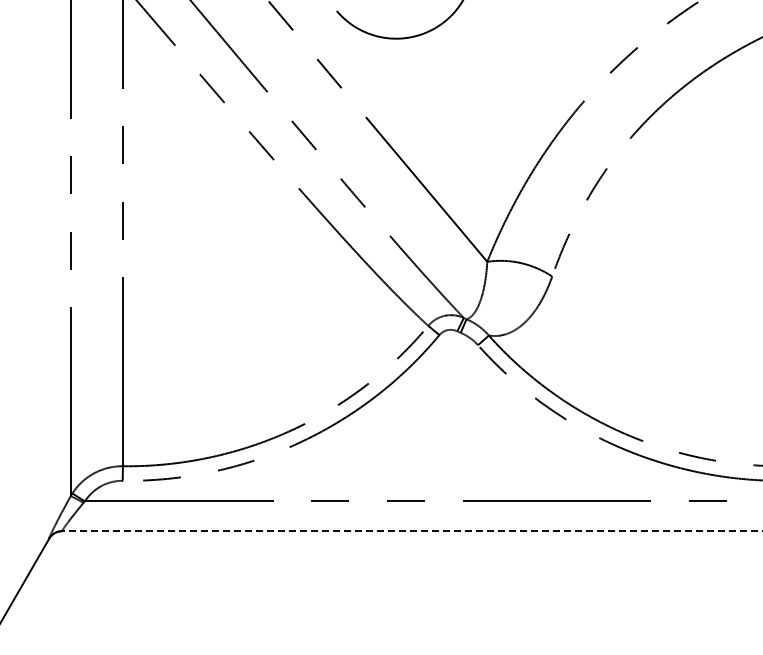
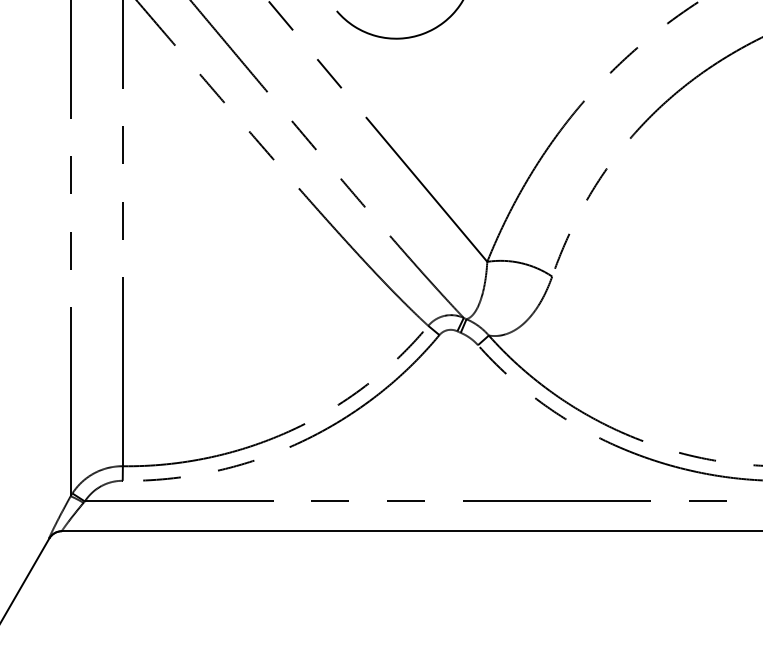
line: dashed -> solid (411, 531)
